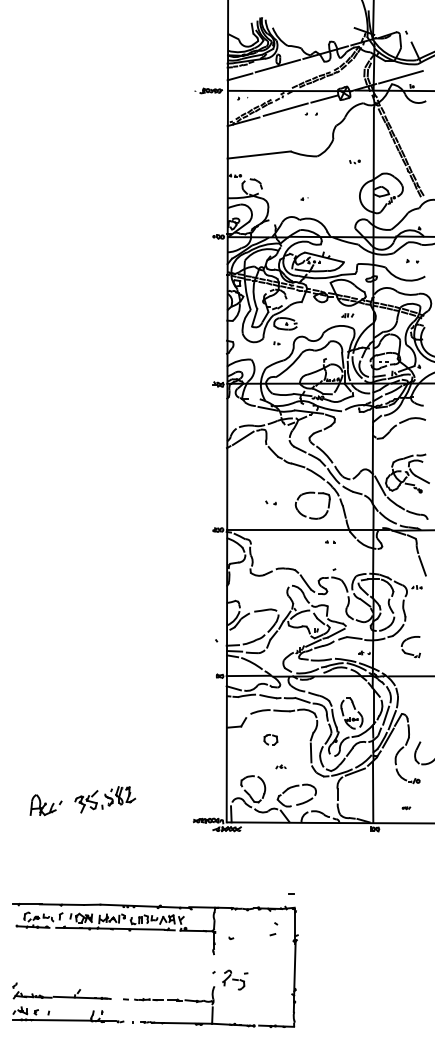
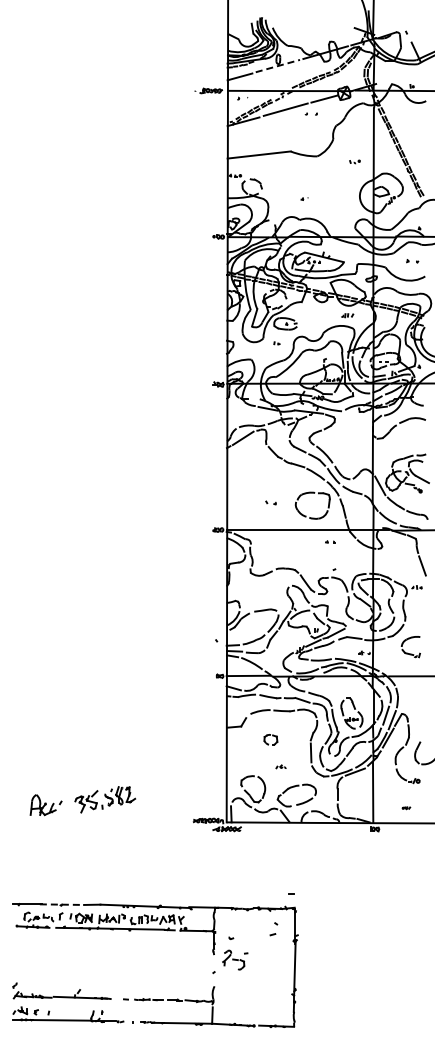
line: solid -> dashed (277, 66)
line: present -> none (400, 77)
line: solid -> dashed (62, 904)
part position: (235, 979) -> (235, 959) (235, 959)
